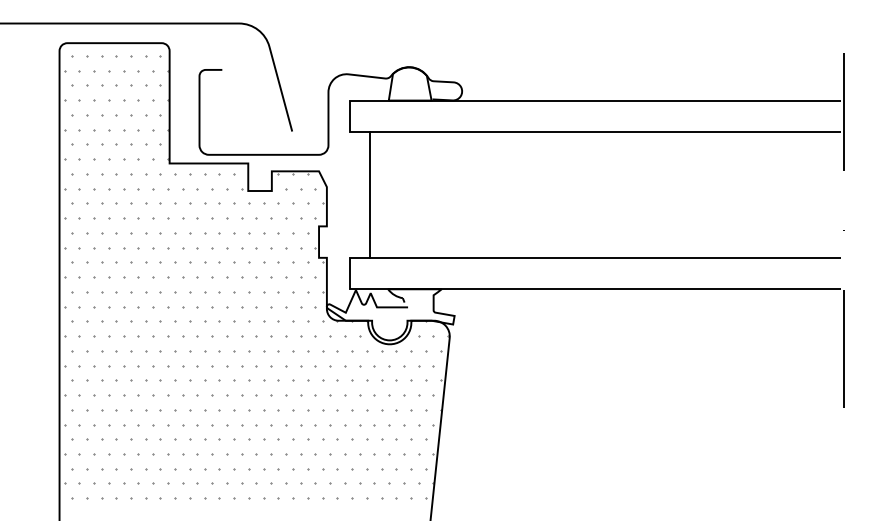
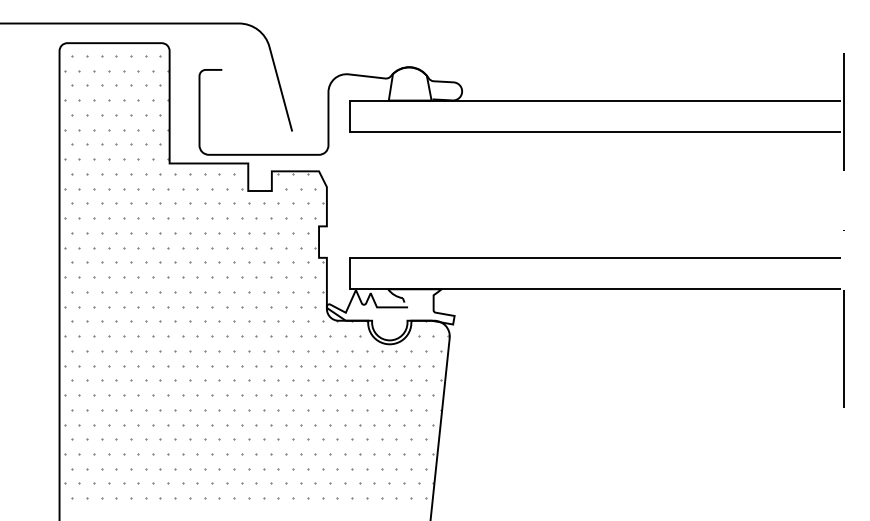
line: present -> none (370, 194)
